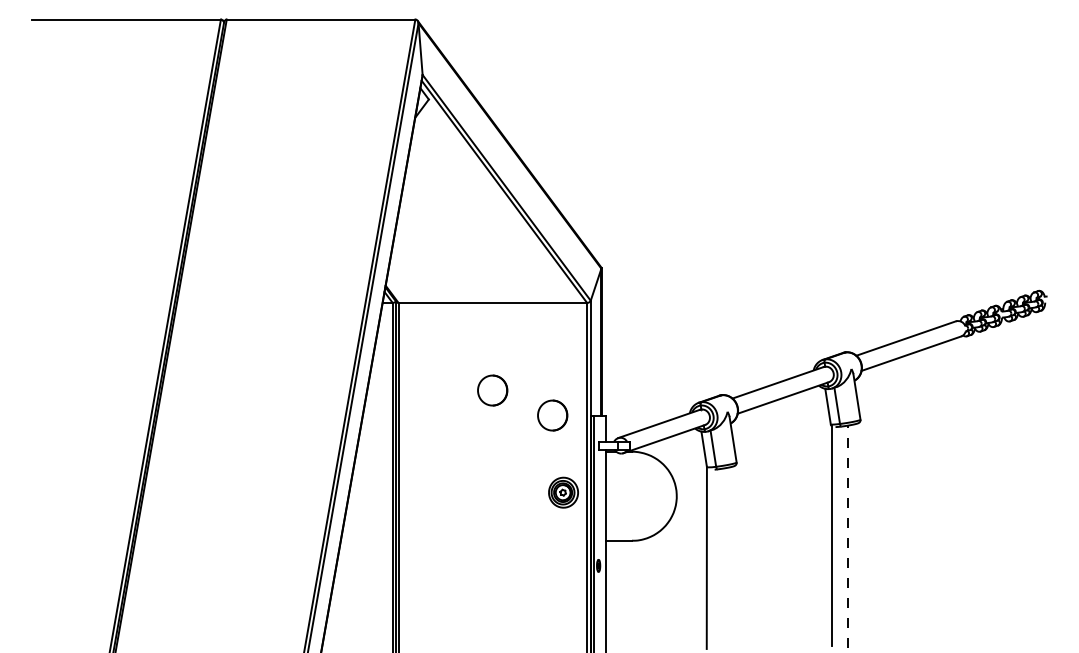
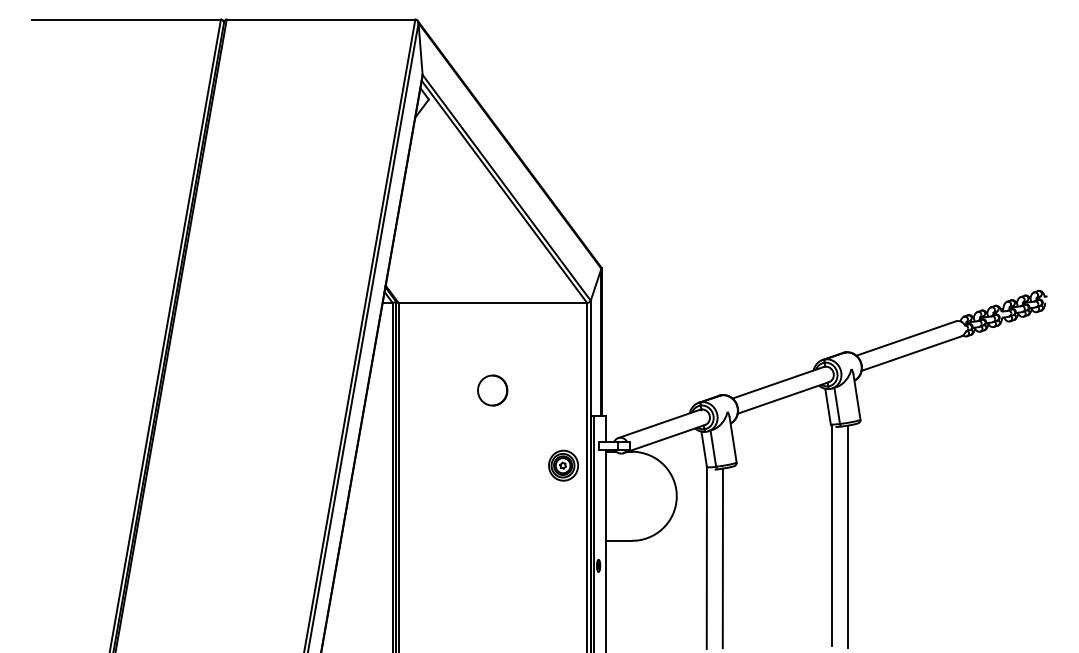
part: present -> none (552, 415)
part position: (563, 492) -> (563, 465) (563, 465)
line: dashed -> solid (847, 536)
line: none -> present (722, 558)
